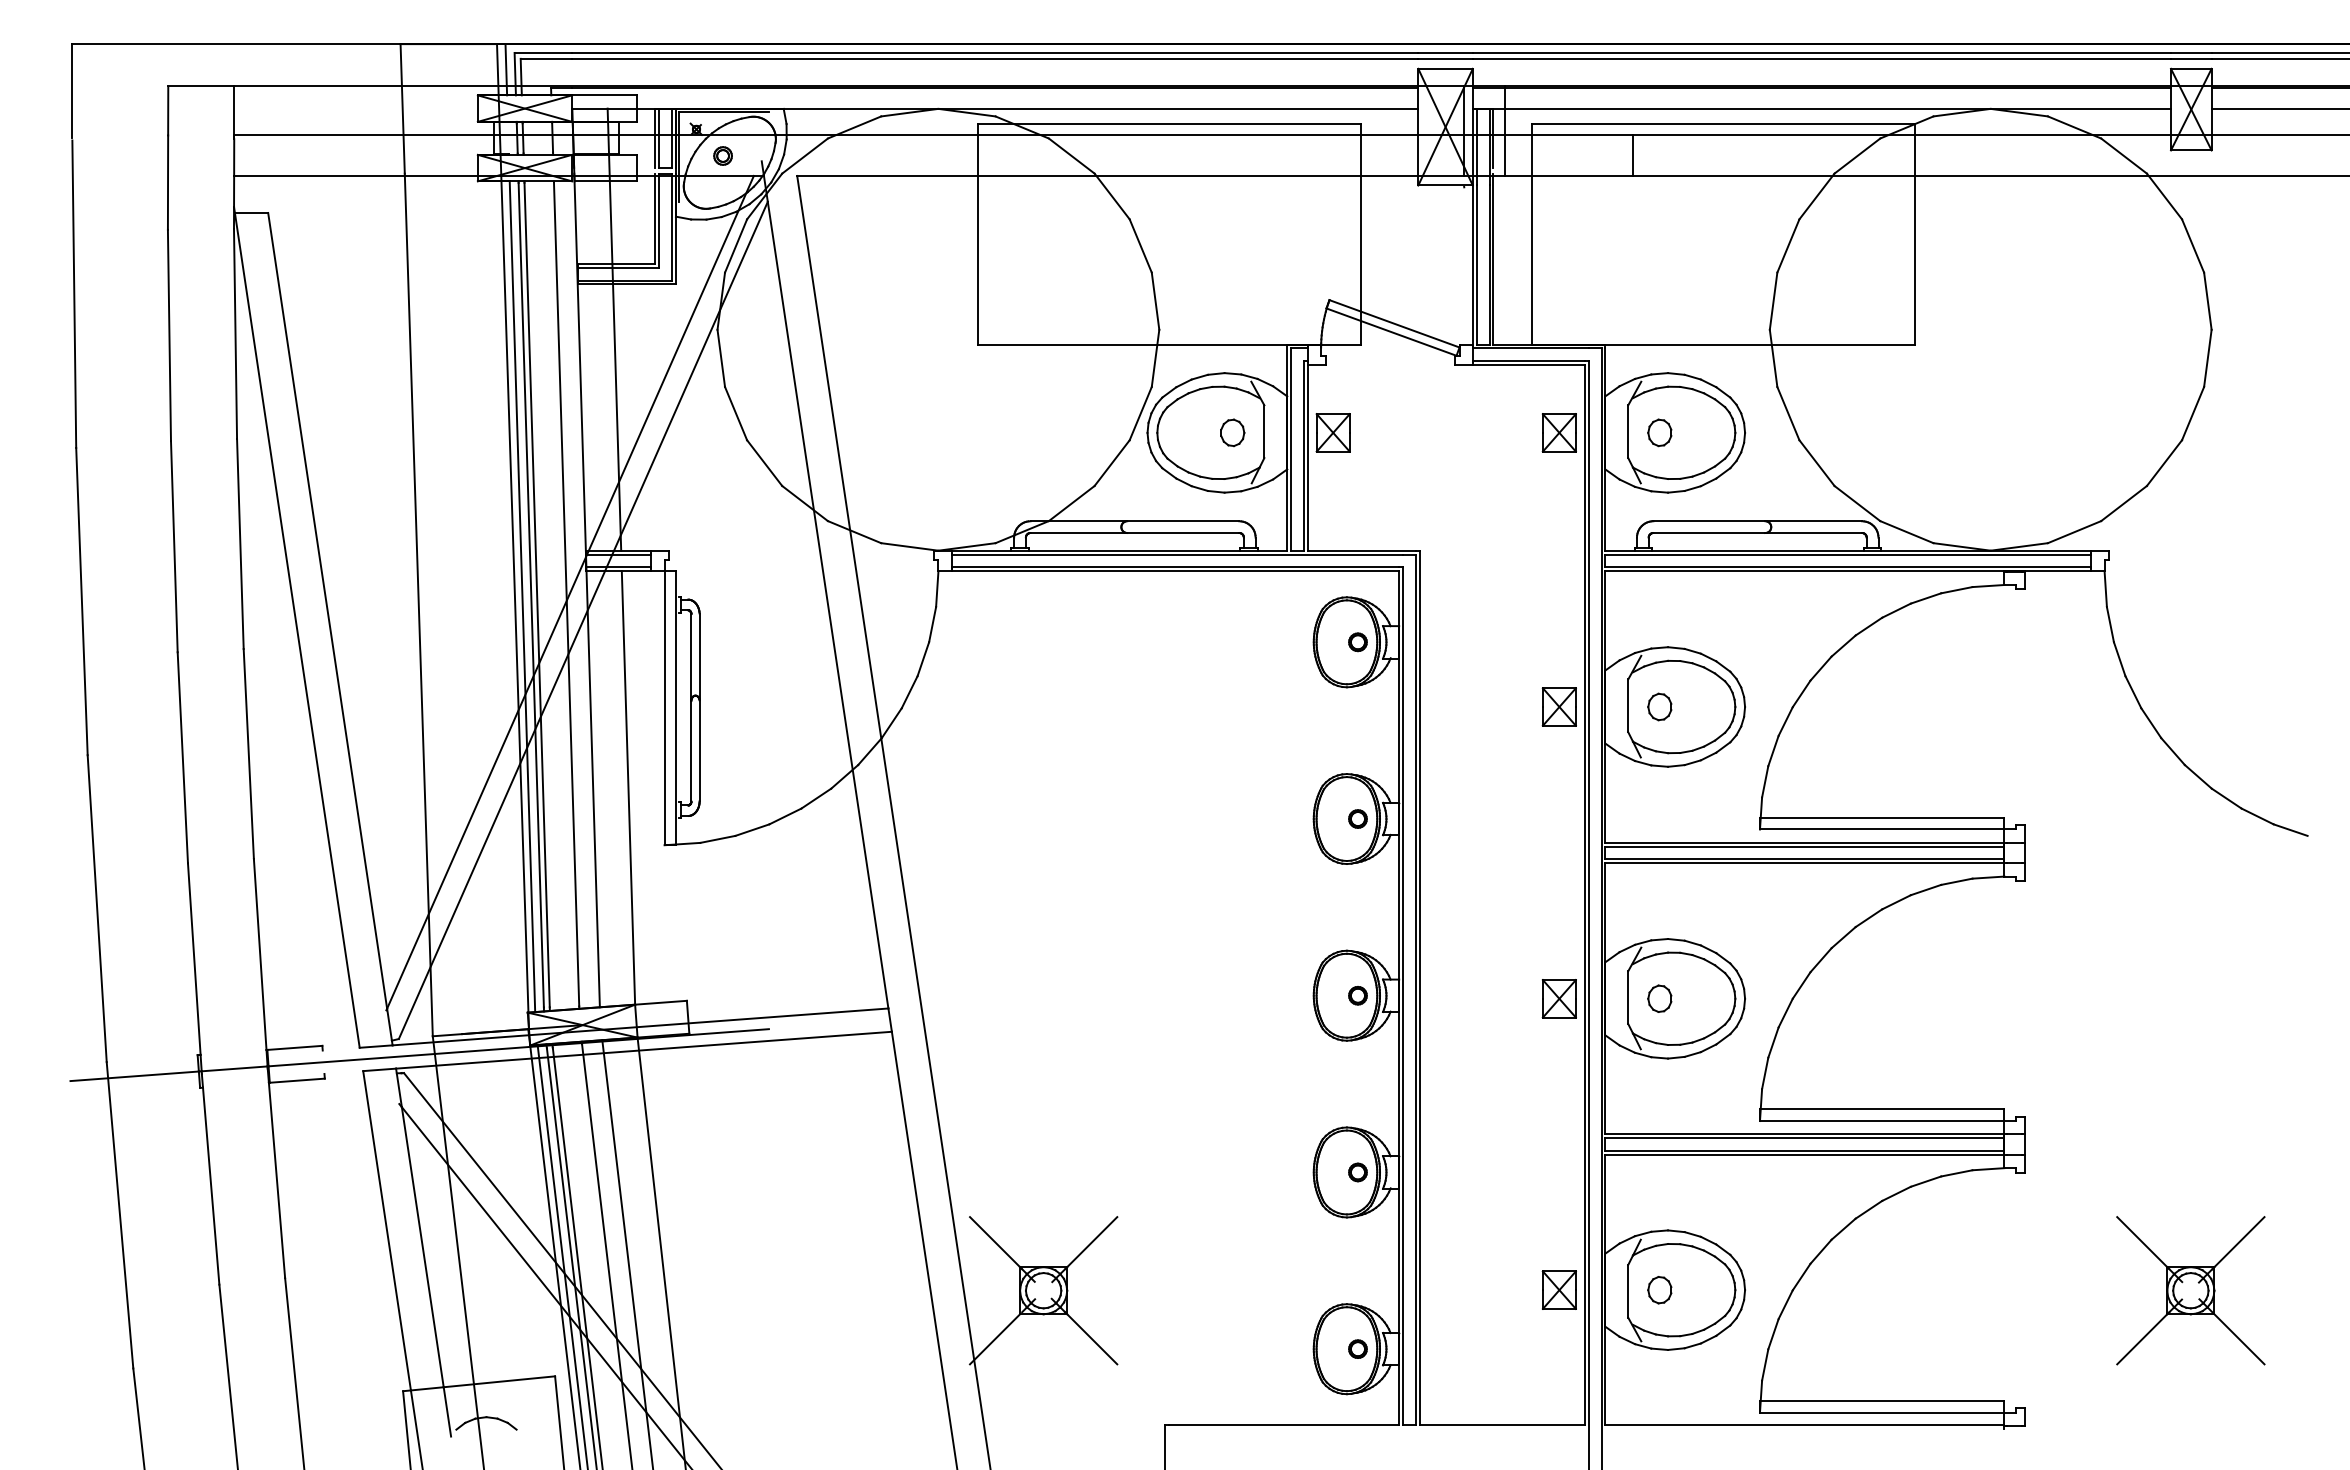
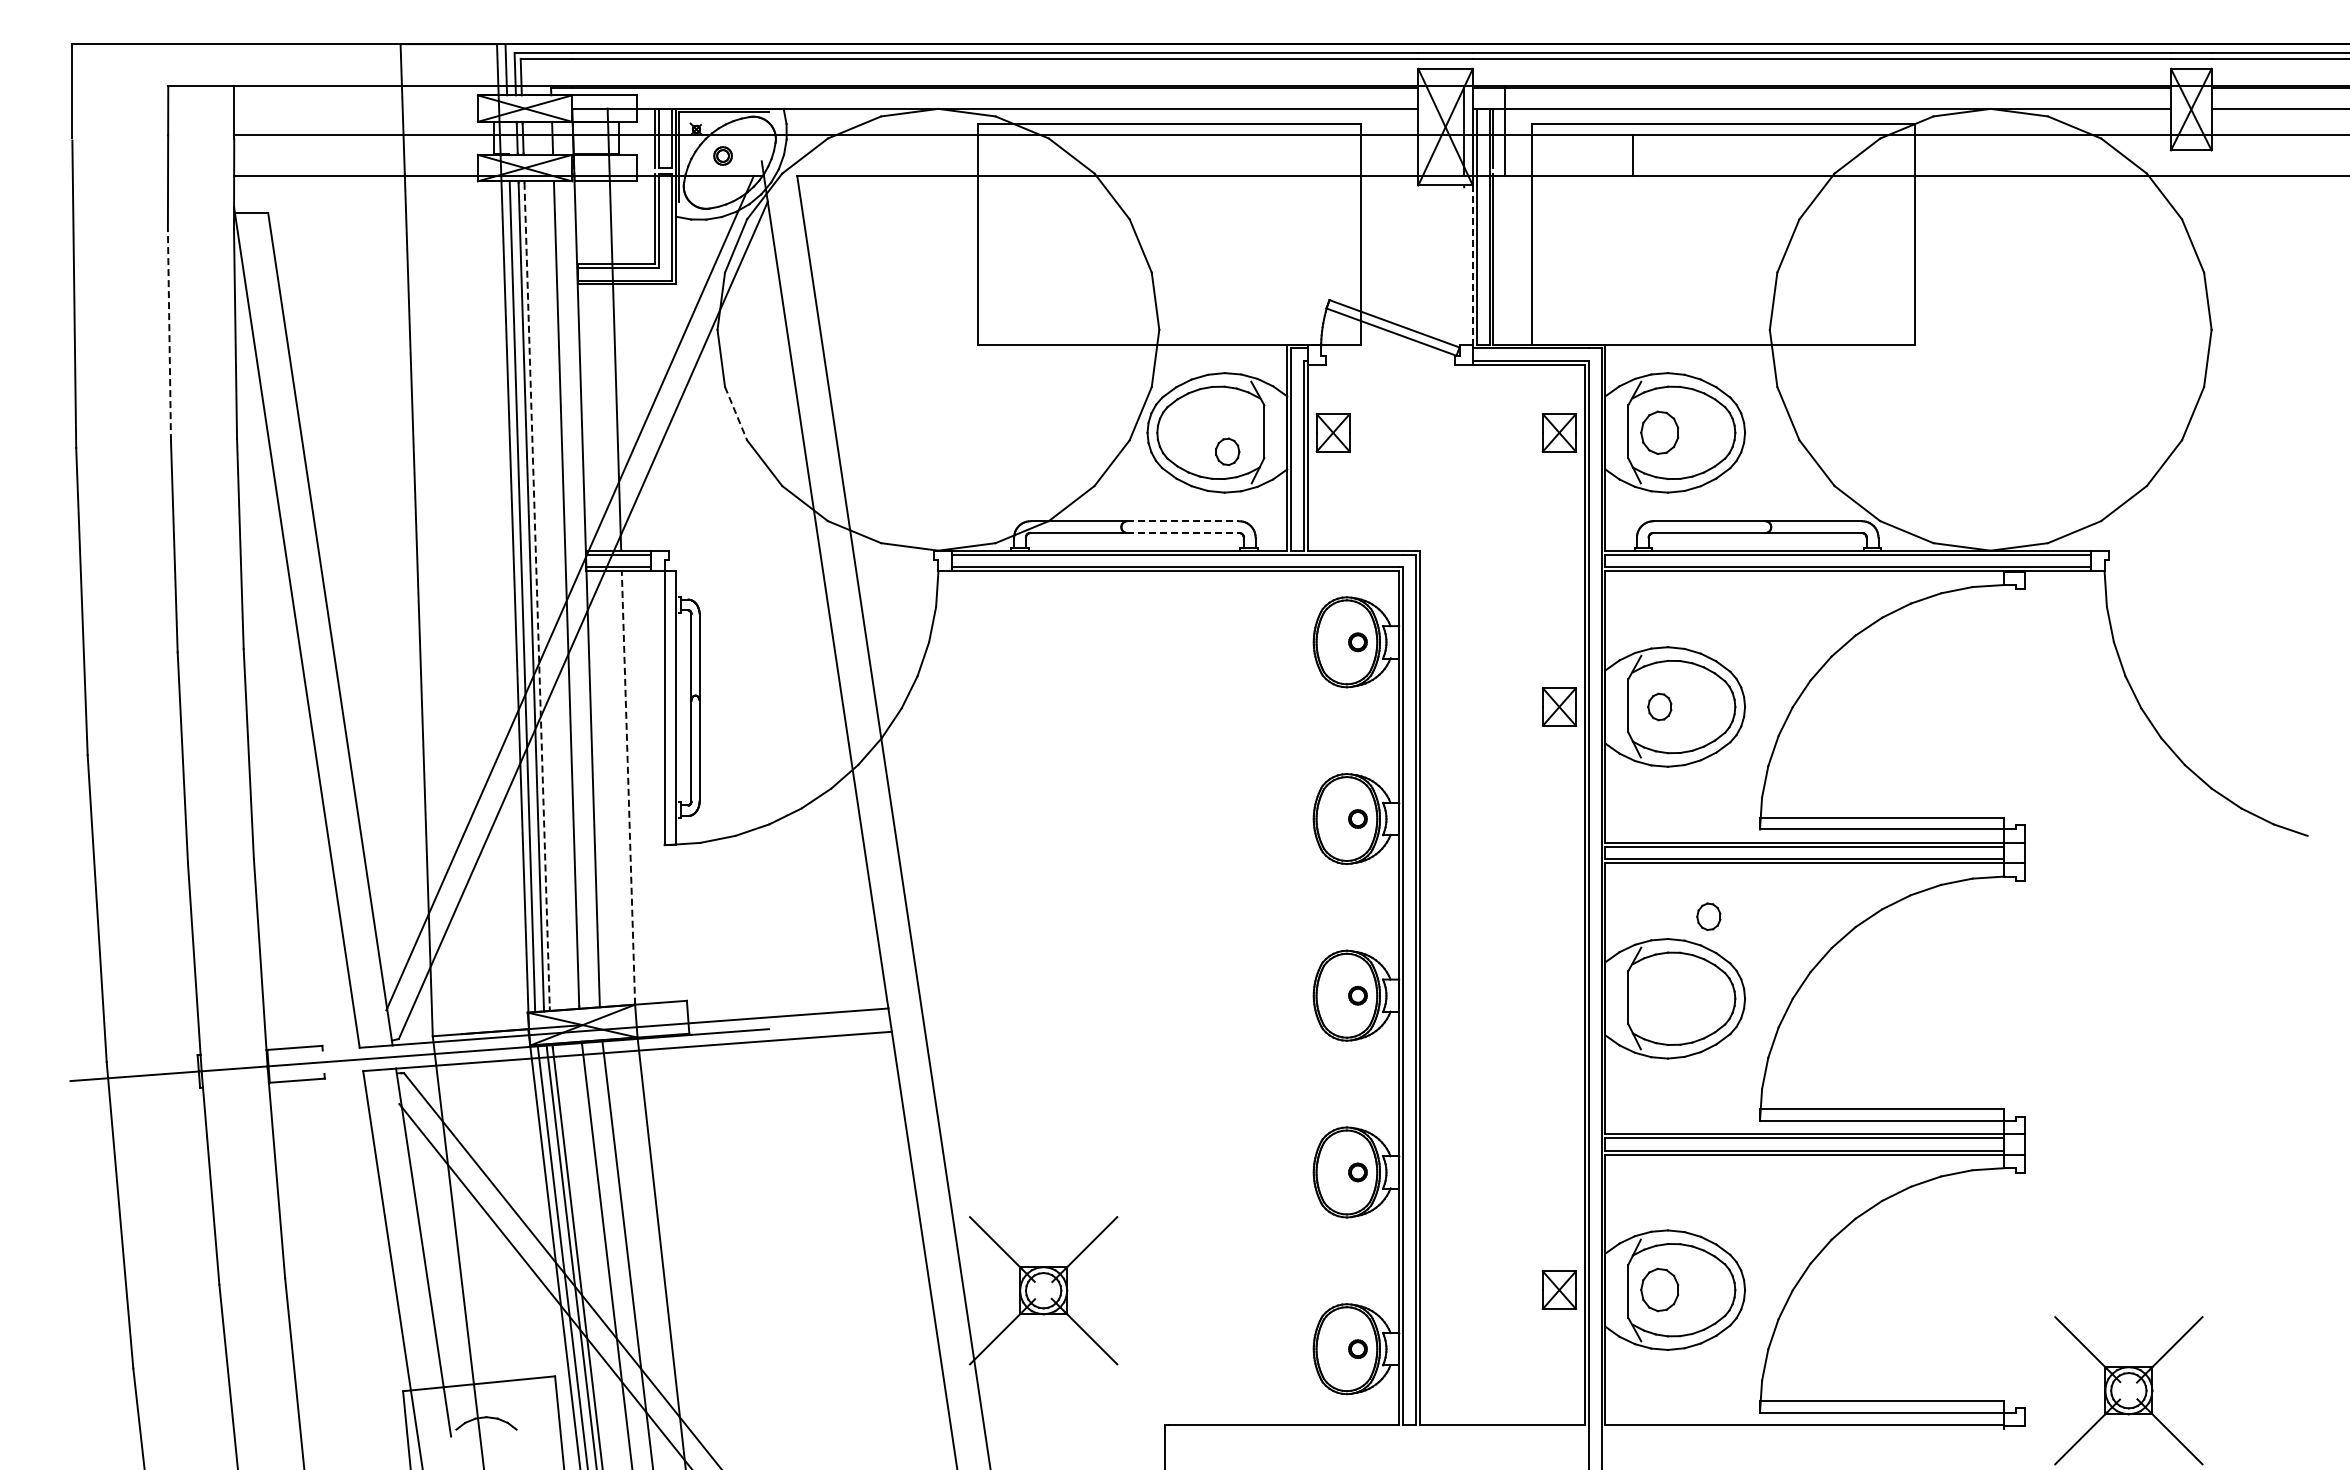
line: solid -> dashed (1472, 265)
line: solid -> dashed (169, 335)
line: solid -> dashed (736, 413)
part position: (1232, 432) -> (1227, 451) (1227, 451)
part size: 26x30 px -> 40x45 px (1659, 432)
line: solid -> dashed (1183, 521)
line: solid -> dashed (1183, 533)
line: solid -> dashed (537, 595)
line: solid -> dashed (628, 788)
part: present -> none (1558, 998)
part position: (1659, 998) -> (1708, 916) (1708, 916)
part size: 26x29 px -> 40x46 px (1659, 1289)
part position: (2190, 1290) -> (2128, 1390) (2128, 1390)
